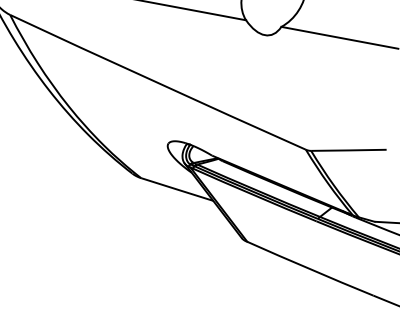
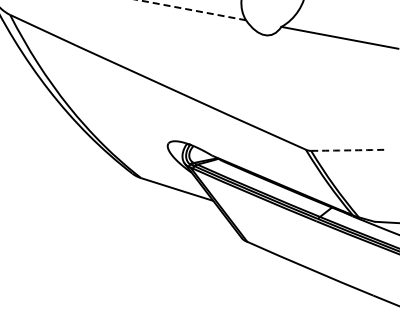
line: solid -> dashed (192, 10)
arc: solid -> dashed (348, 150)
